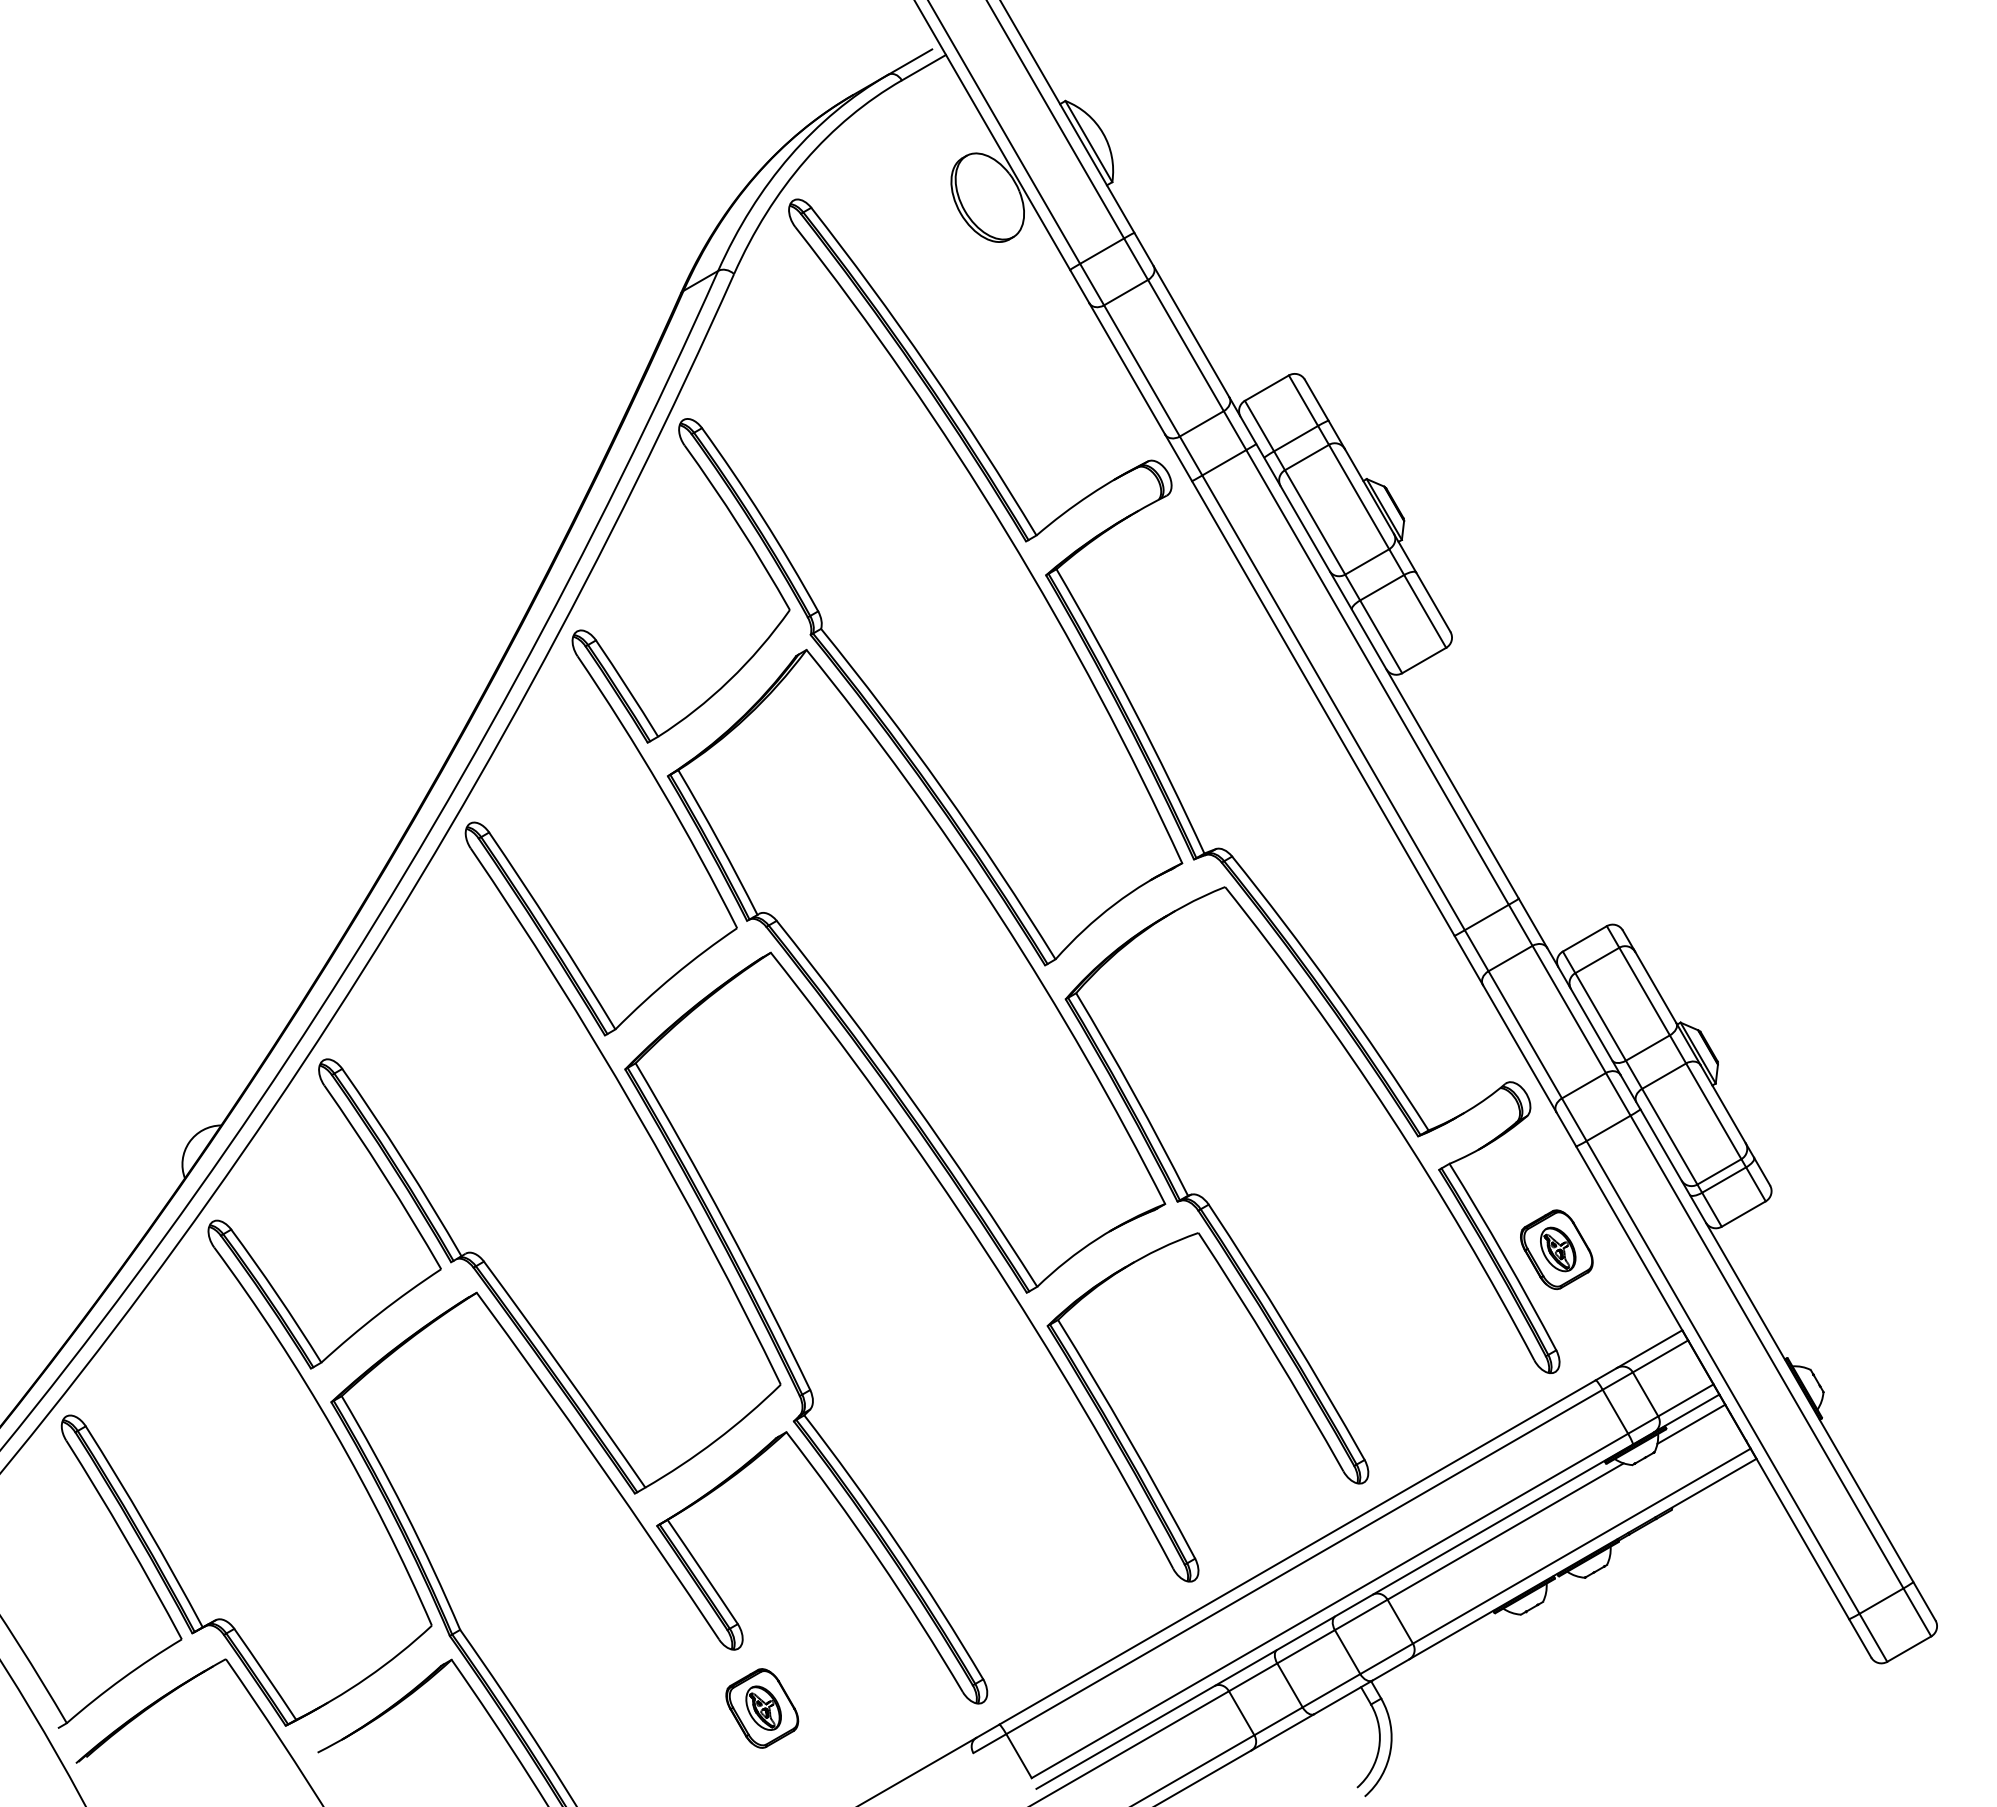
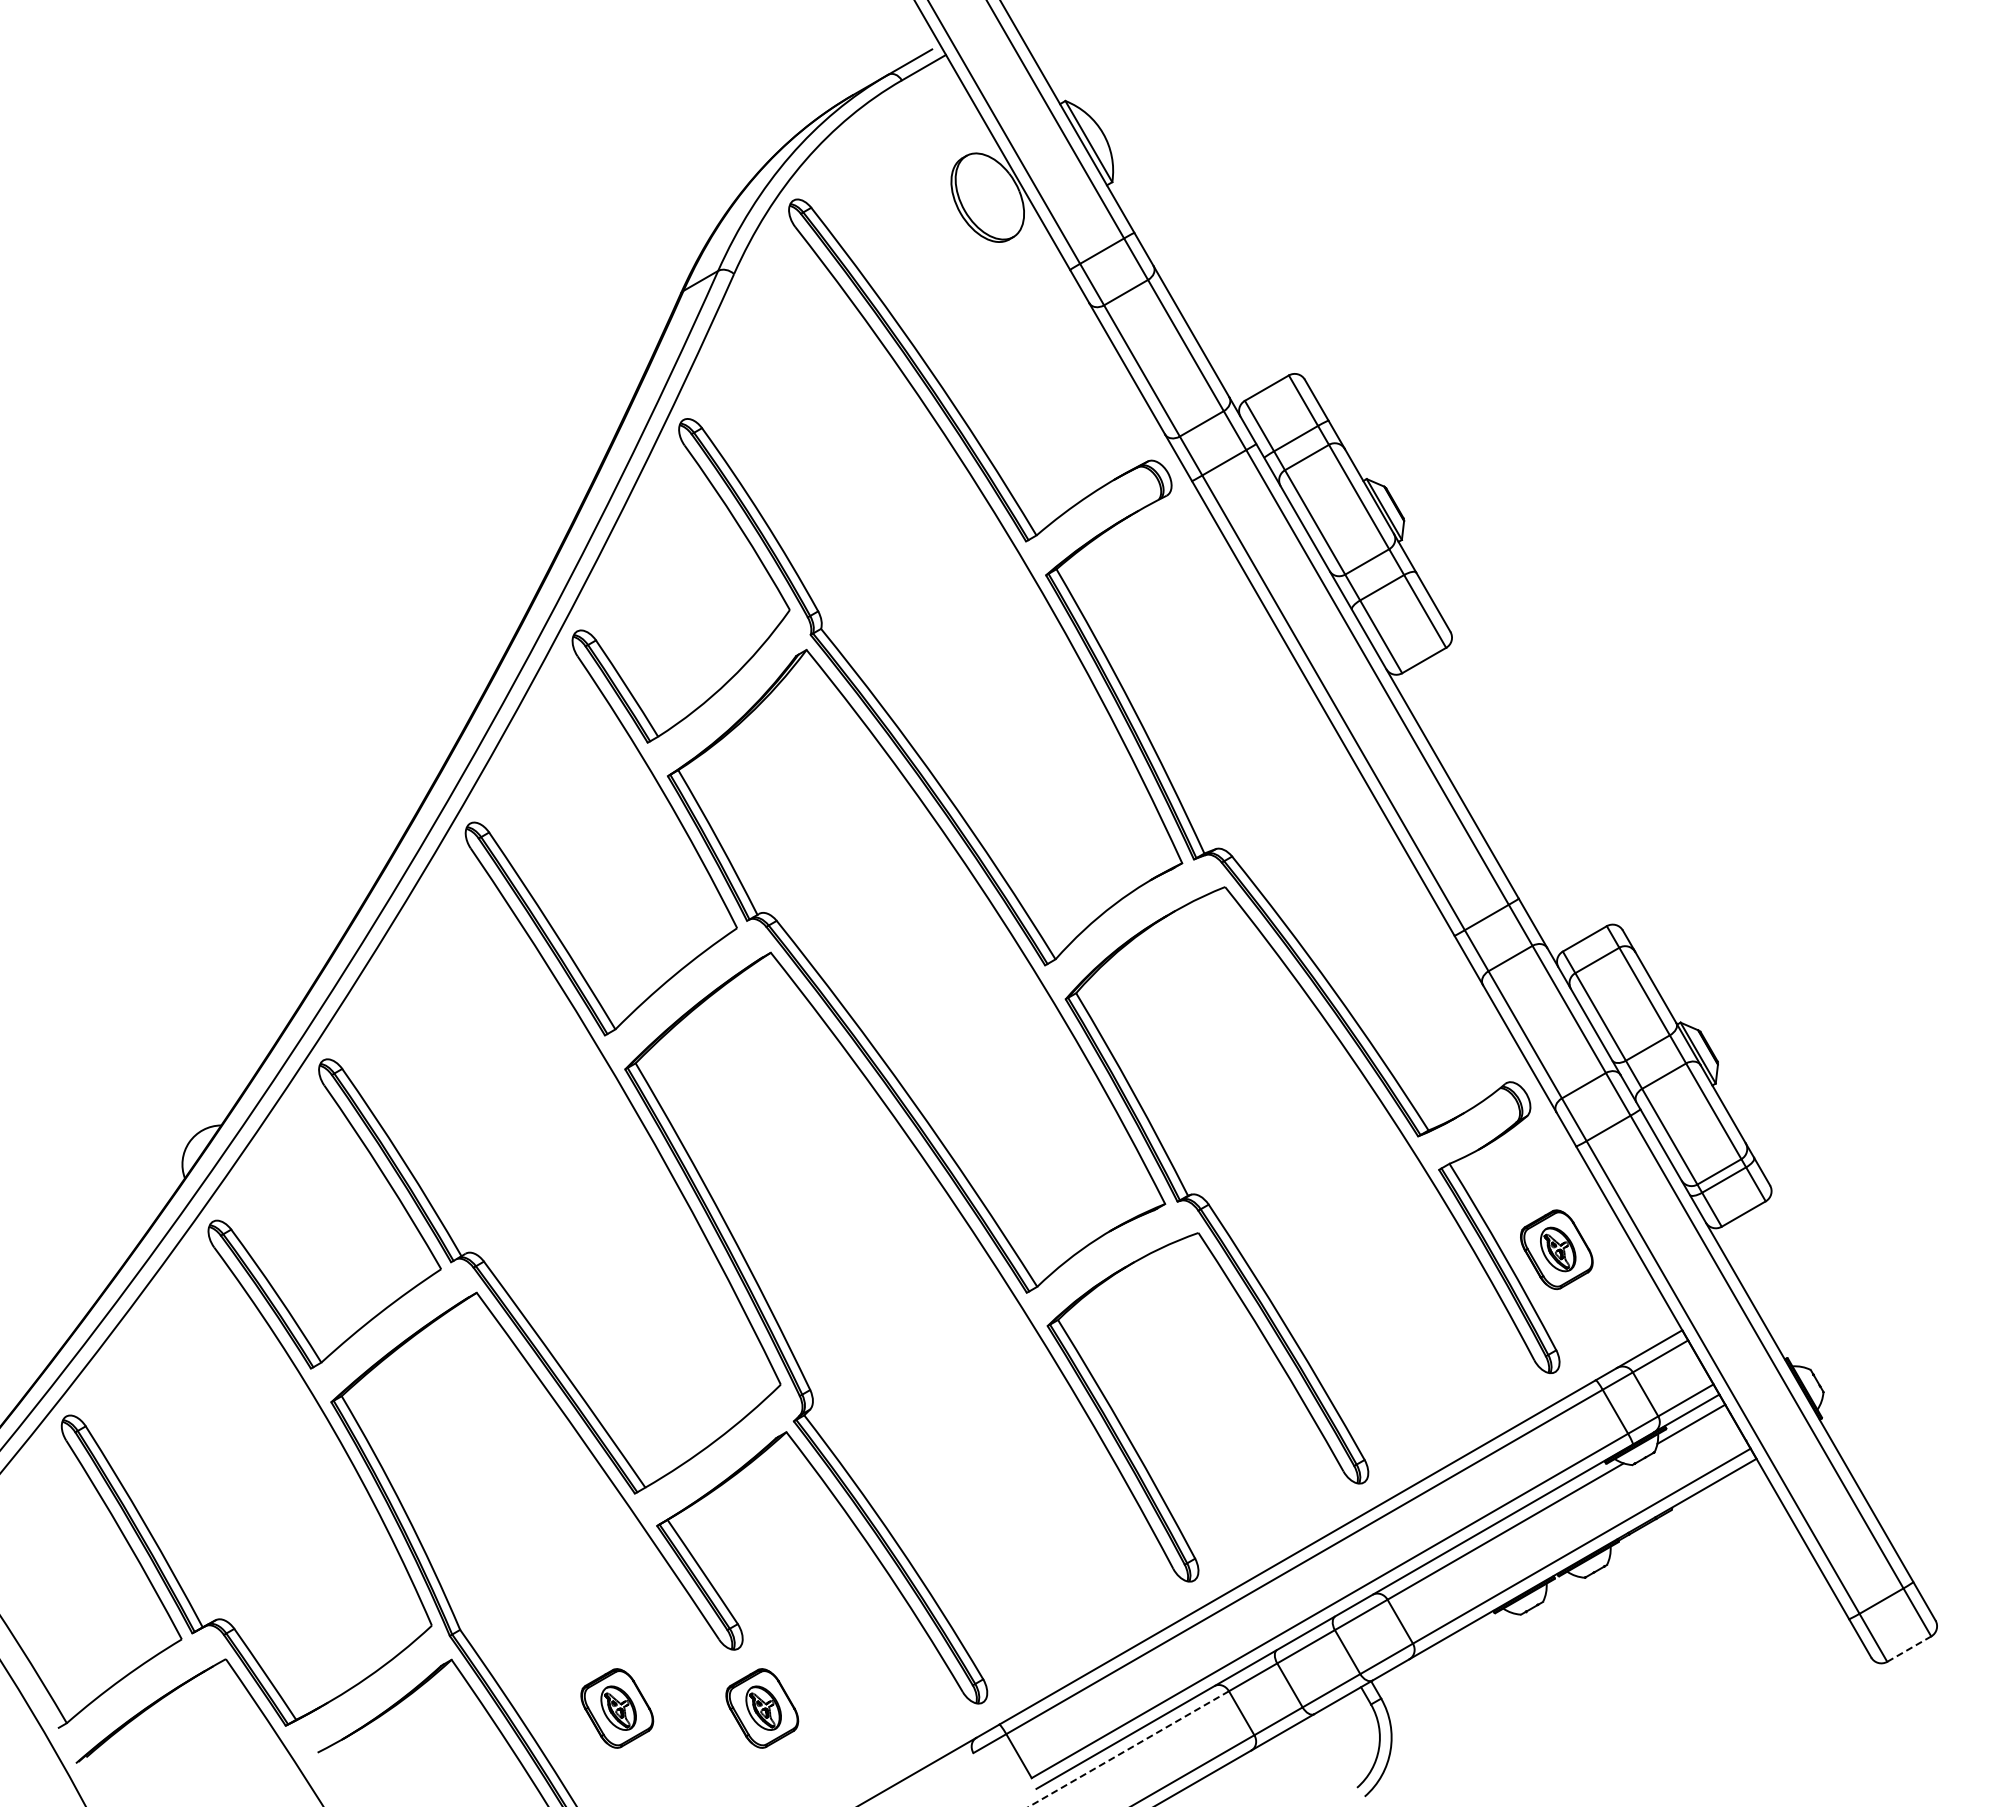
line: solid -> dashed (1909, 1648)
part: none -> present (617, 1708)
line: solid -> dashed (1128, 1749)
